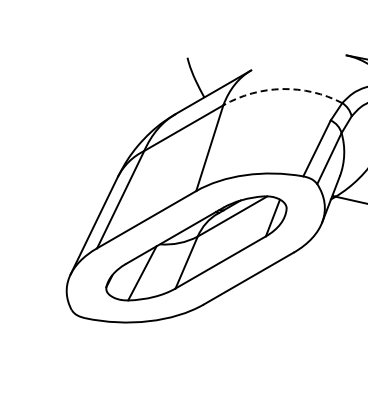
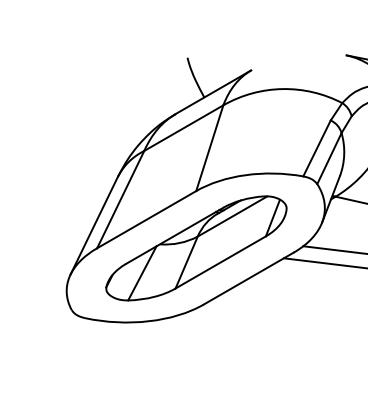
arc: dashed -> solid (282, 89)
line: none -> present (333, 249)
line: none -> present (323, 263)
